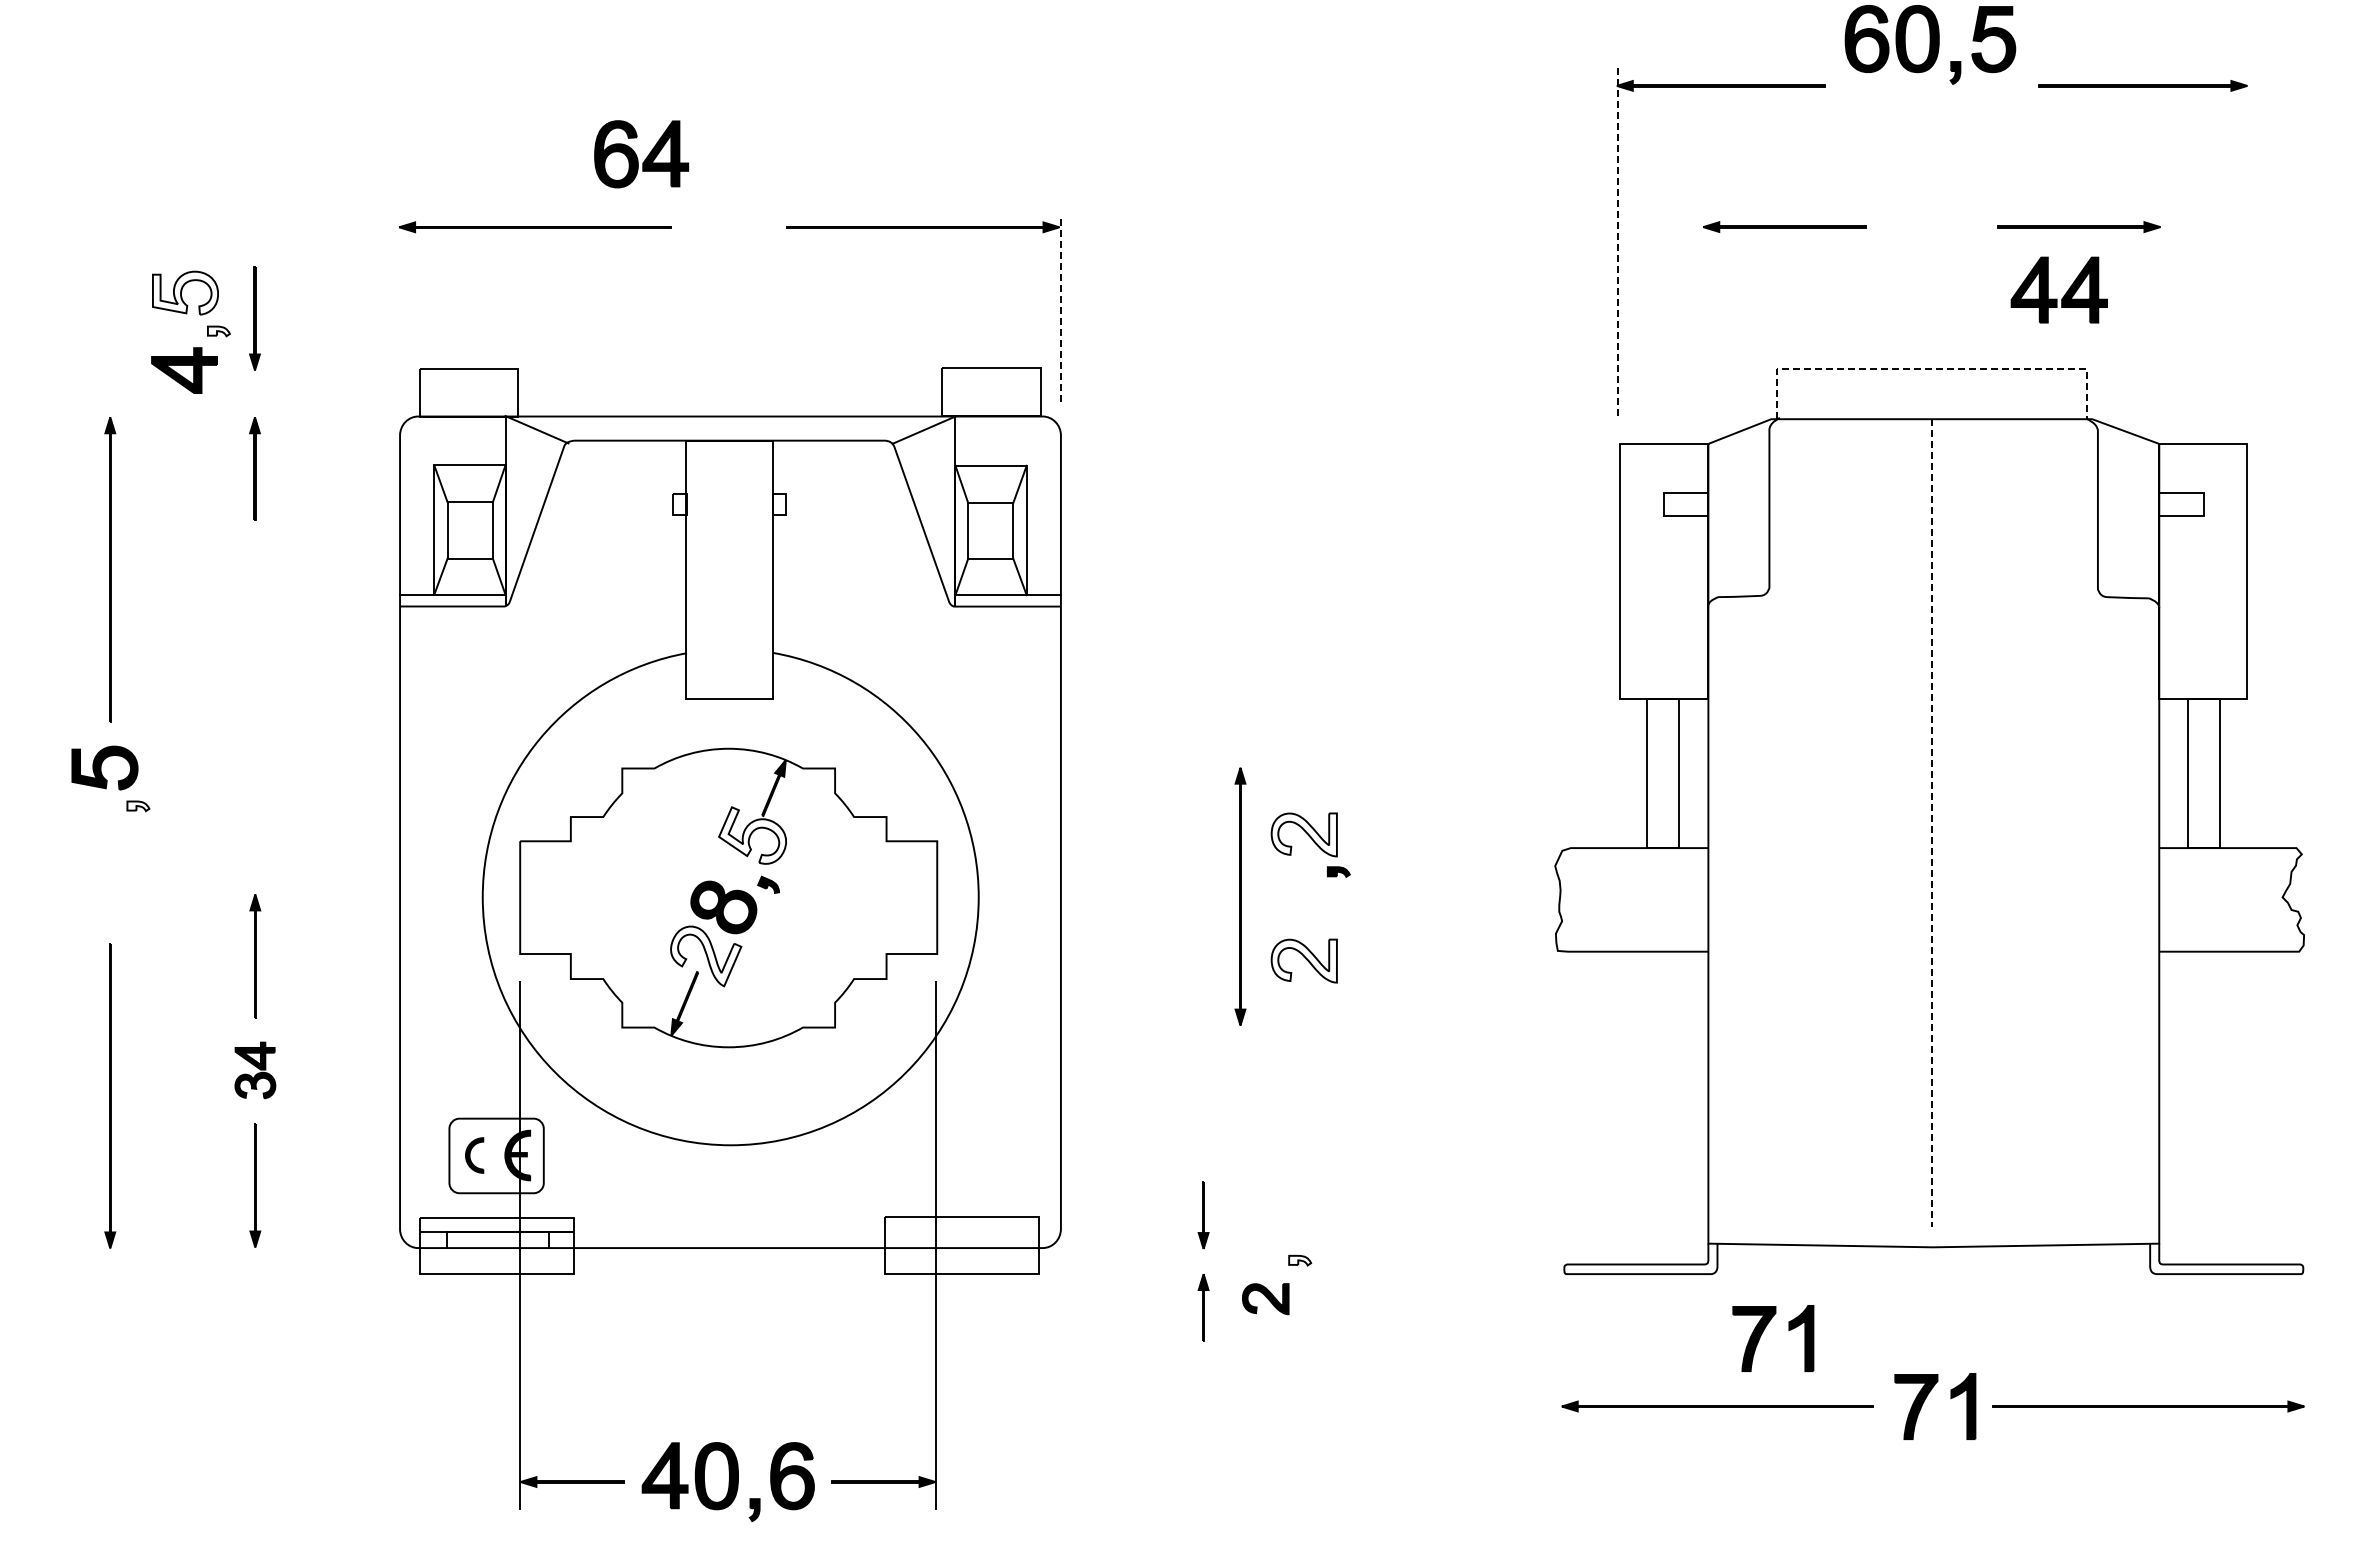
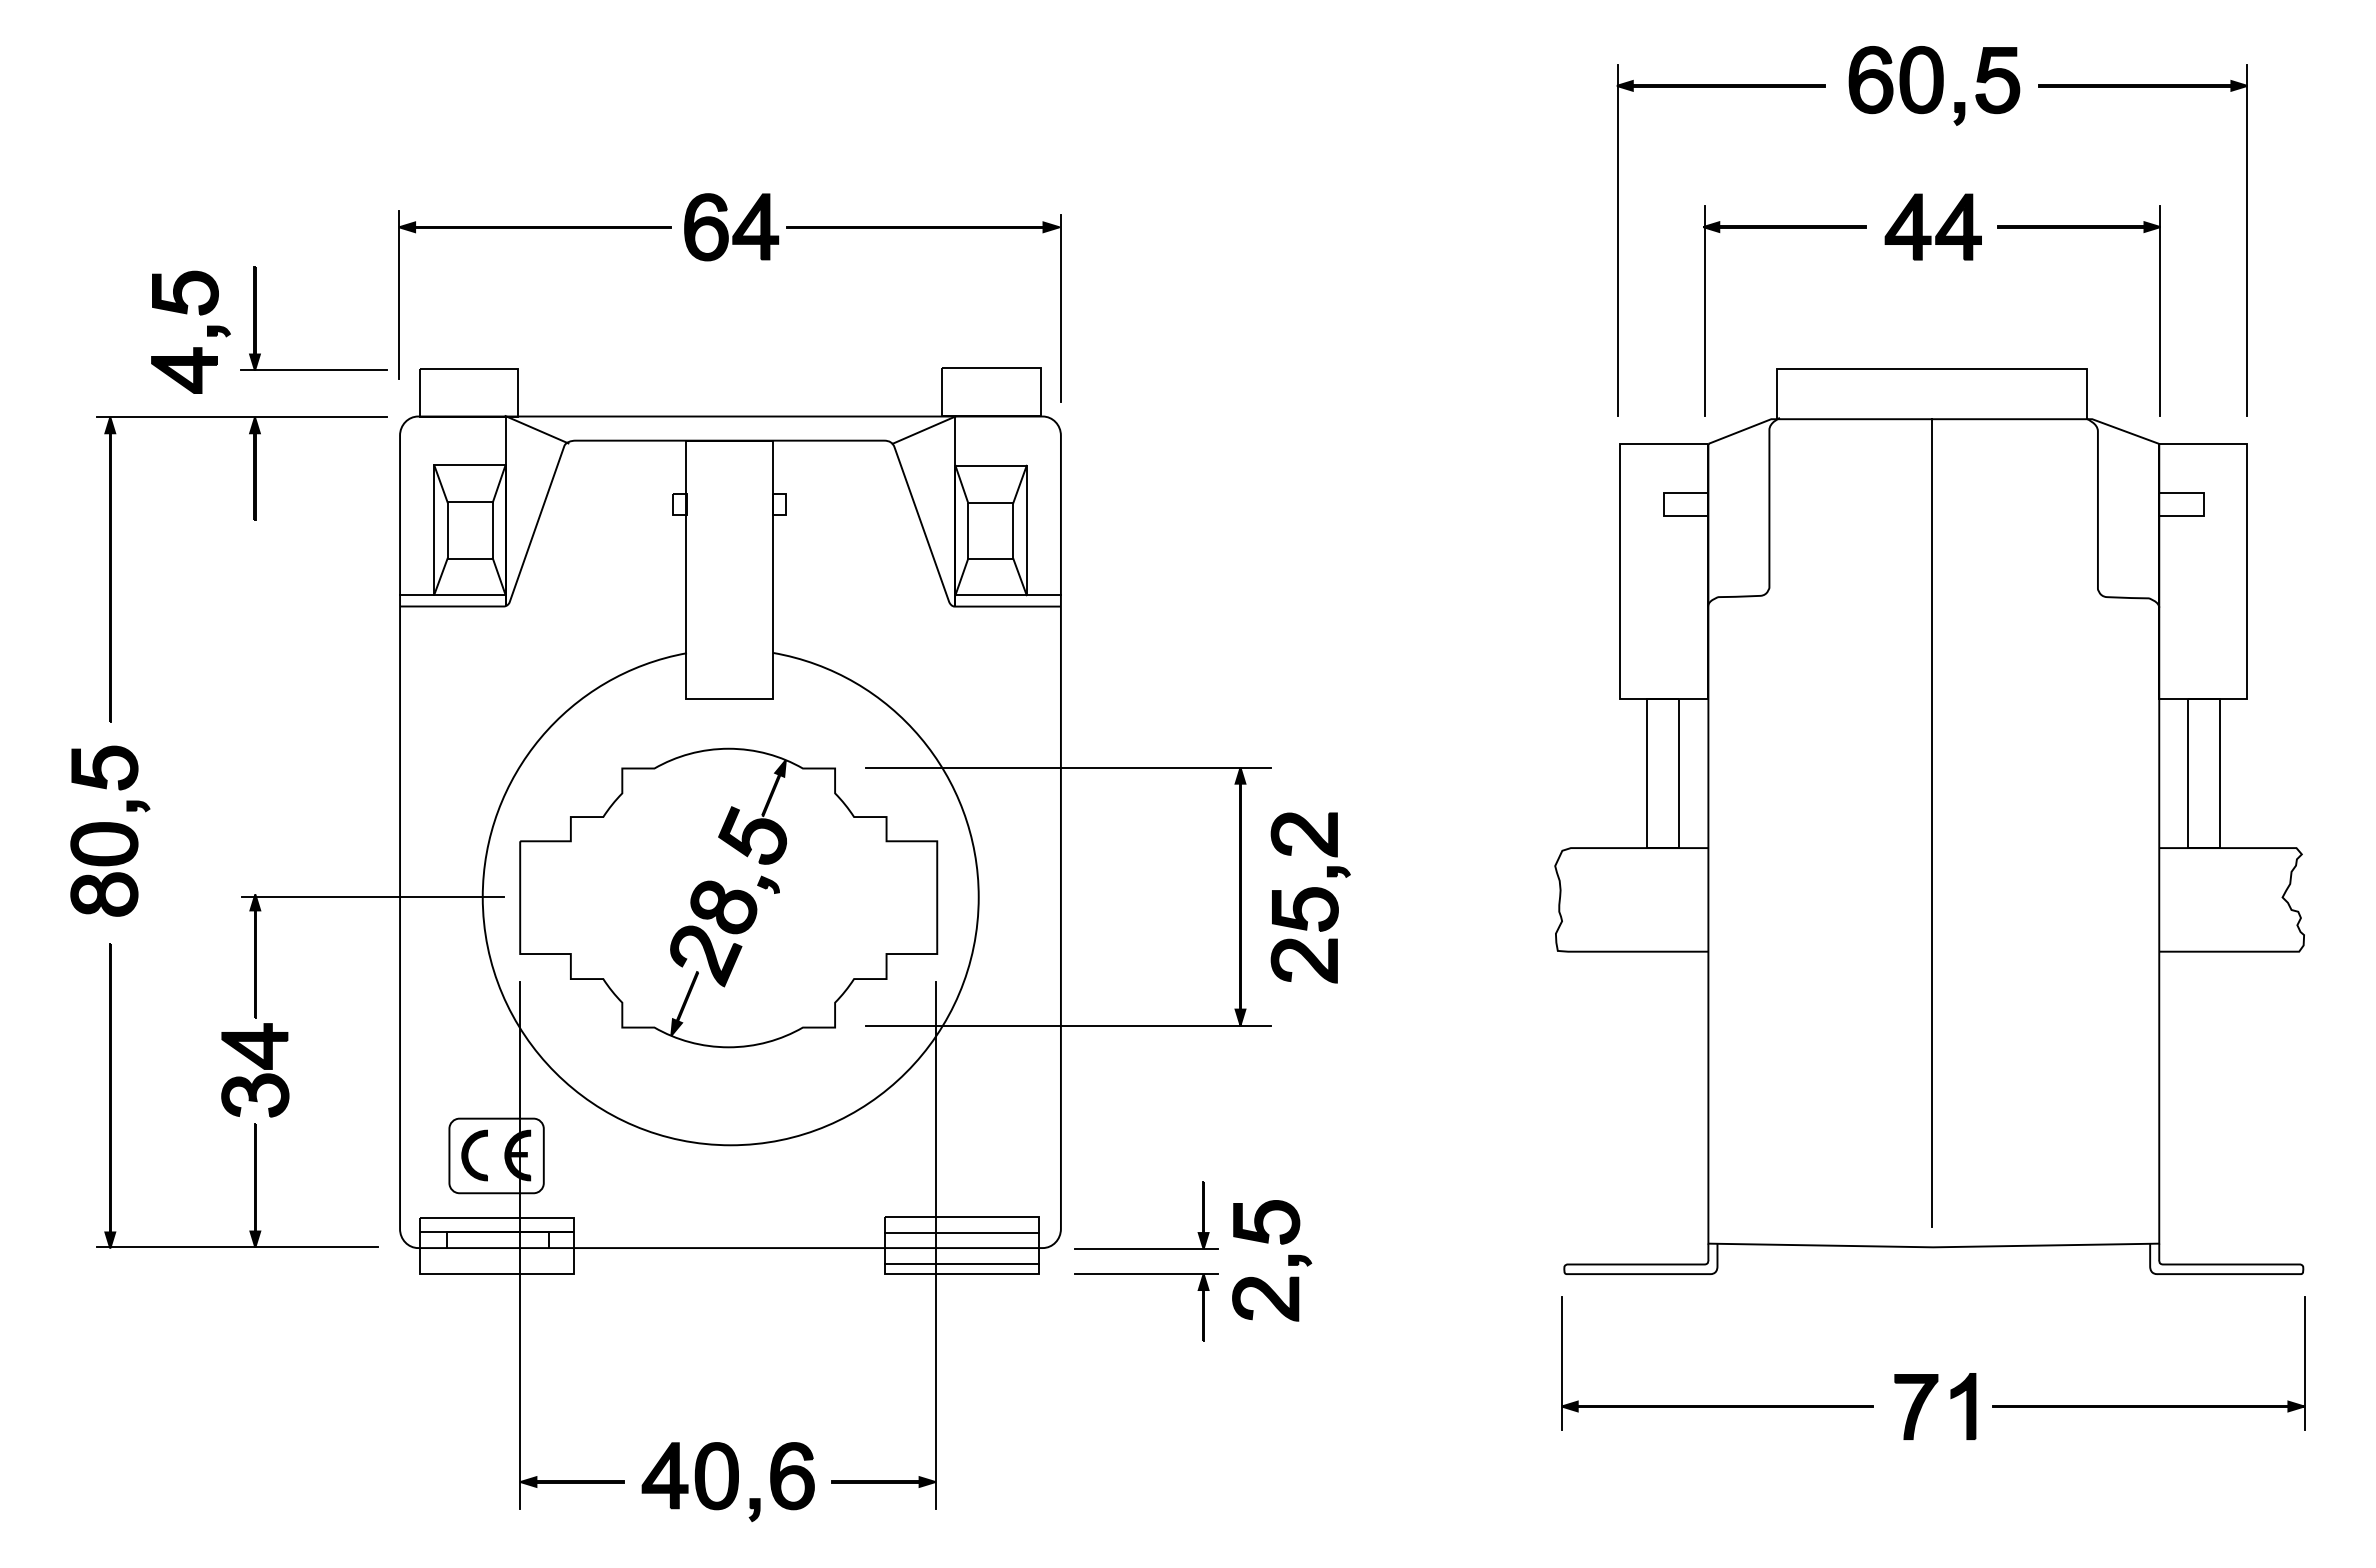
part position: (1930, 44) -> (1934, 85) (1934, 85)
part position: (641, 154) -> (731, 227) (731, 227)
line: dashed -> solid (1618, 240)
line: none -> present (2247, 240)
fill: none -> present (185, 292)
line: none -> present (399, 294)
part position: (2064, 294) -> (1938, 231) (1938, 231)
line: dashed -> solid (1060, 308)
line: none -> present (1705, 310)
line: none -> present (2160, 310)
fill: none -> present (218, 331)
line: none -> present (313, 369)
line: dashed -> solid (1932, 369)
line: none -> present (241, 417)
line: none -> present (1068, 767)
fill: none -> present (138, 806)
line: dashed -> solid (1931, 823)
fill: none -> present (1303, 834)
fill: none -> present (752, 835)
part: none -> present (104, 869)
line: none -> present (372, 897)
part: none -> present (1305, 909)
fill: none -> present (706, 956)
fill: none -> present (1303, 960)
line: none -> present (1068, 1025)
part size: 43x59 px -> 69x95 px (255, 1070)
part size: 20x37 px -> 27x53 px (474, 1155)
part: none -> present (1266, 1222)
line: none -> present (961, 1232)
line: none -> present (237, 1247)
line: none -> present (1145, 1249)
fill: none -> present (1300, 1260)
line: none -> present (961, 1263)
line: none -> present (1145, 1274)
part size: 48x33 px -> 68x46 px (1265, 1298)
part: present -> none (1763, 1332)
line: none -> present (1561, 1363)
line: none -> present (2304, 1363)
